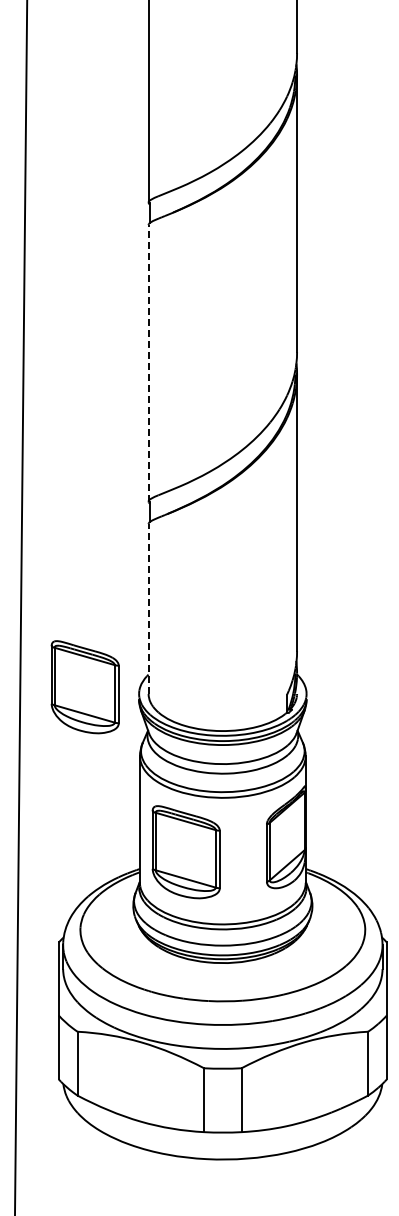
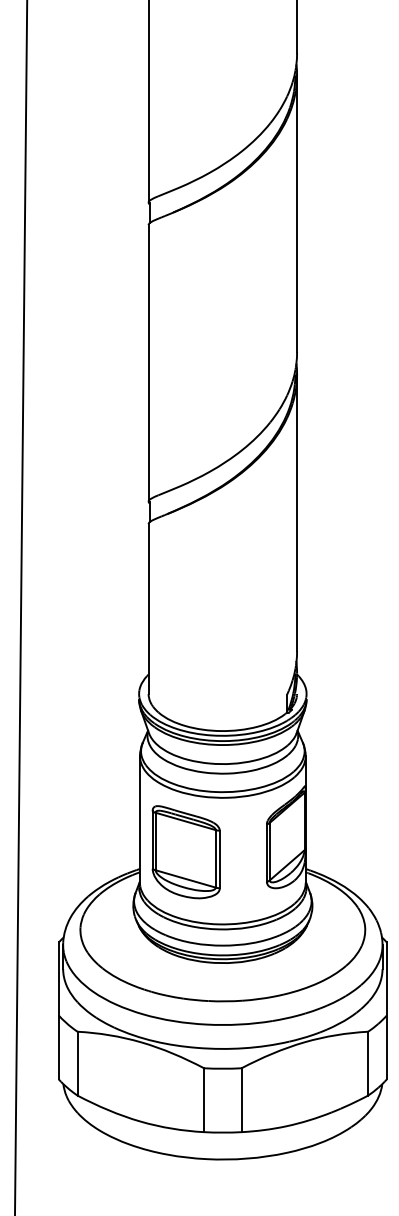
line: dashed -> solid (148, 362)
line: dashed -> solid (148, 608)
part: present -> none (84, 687)
